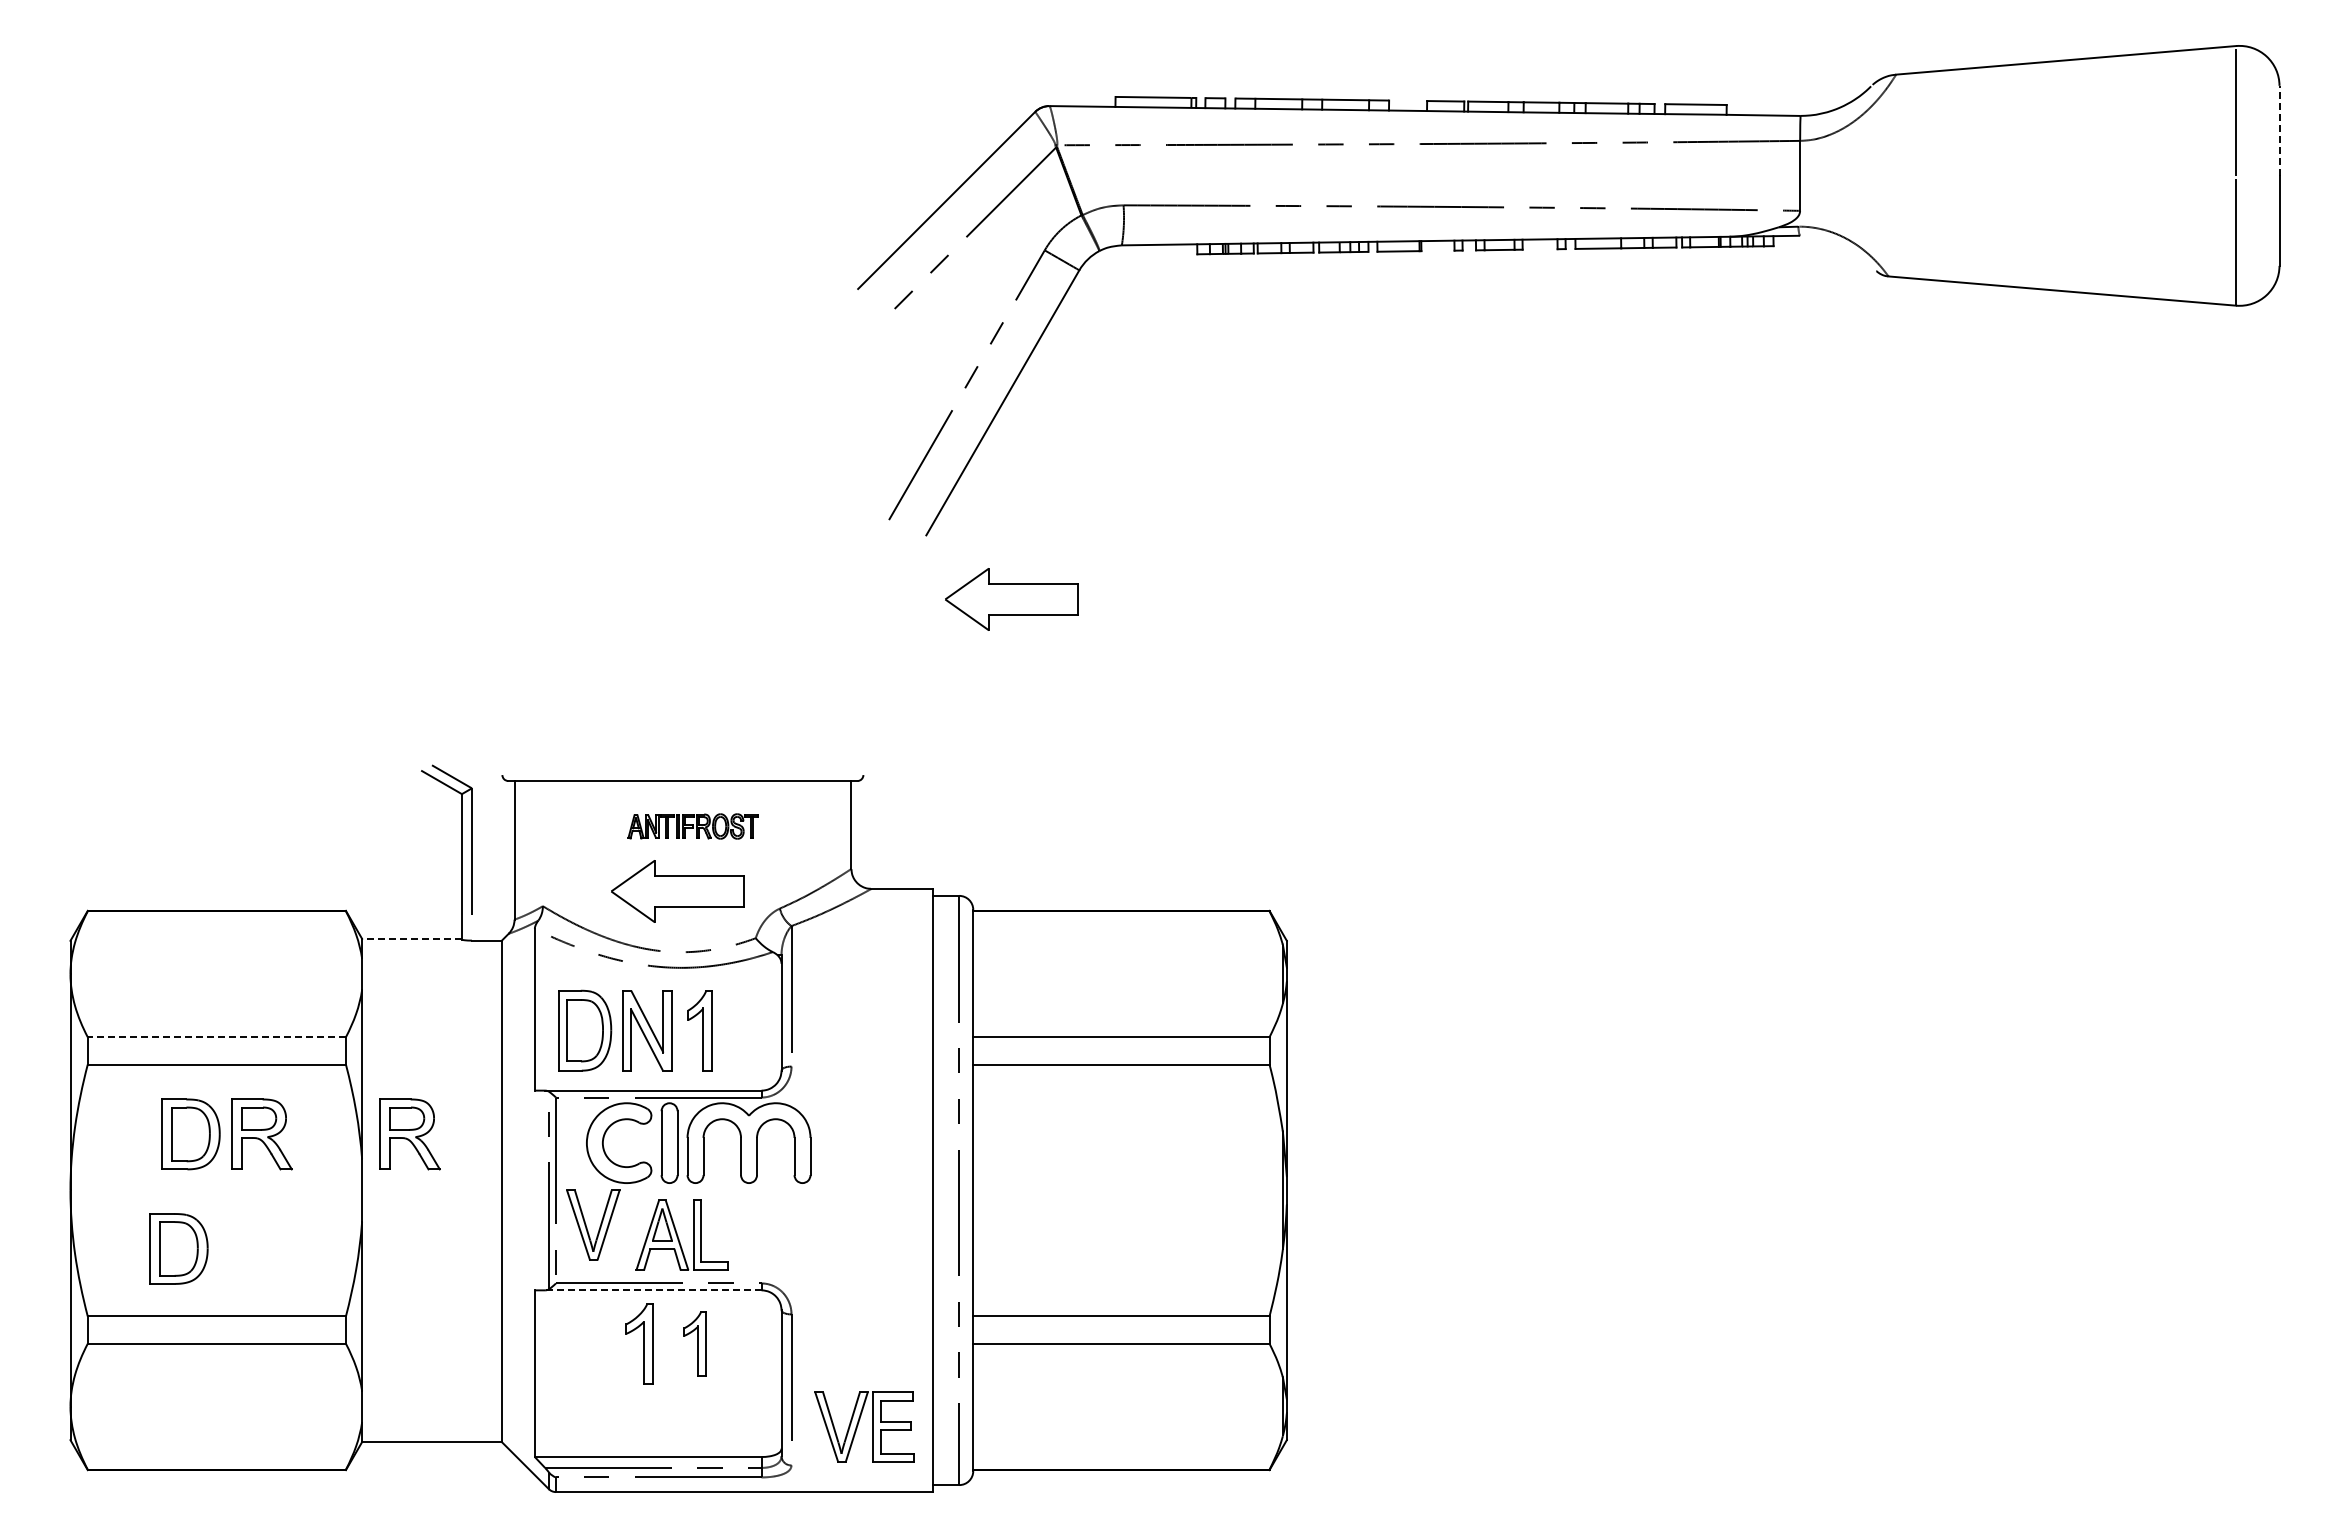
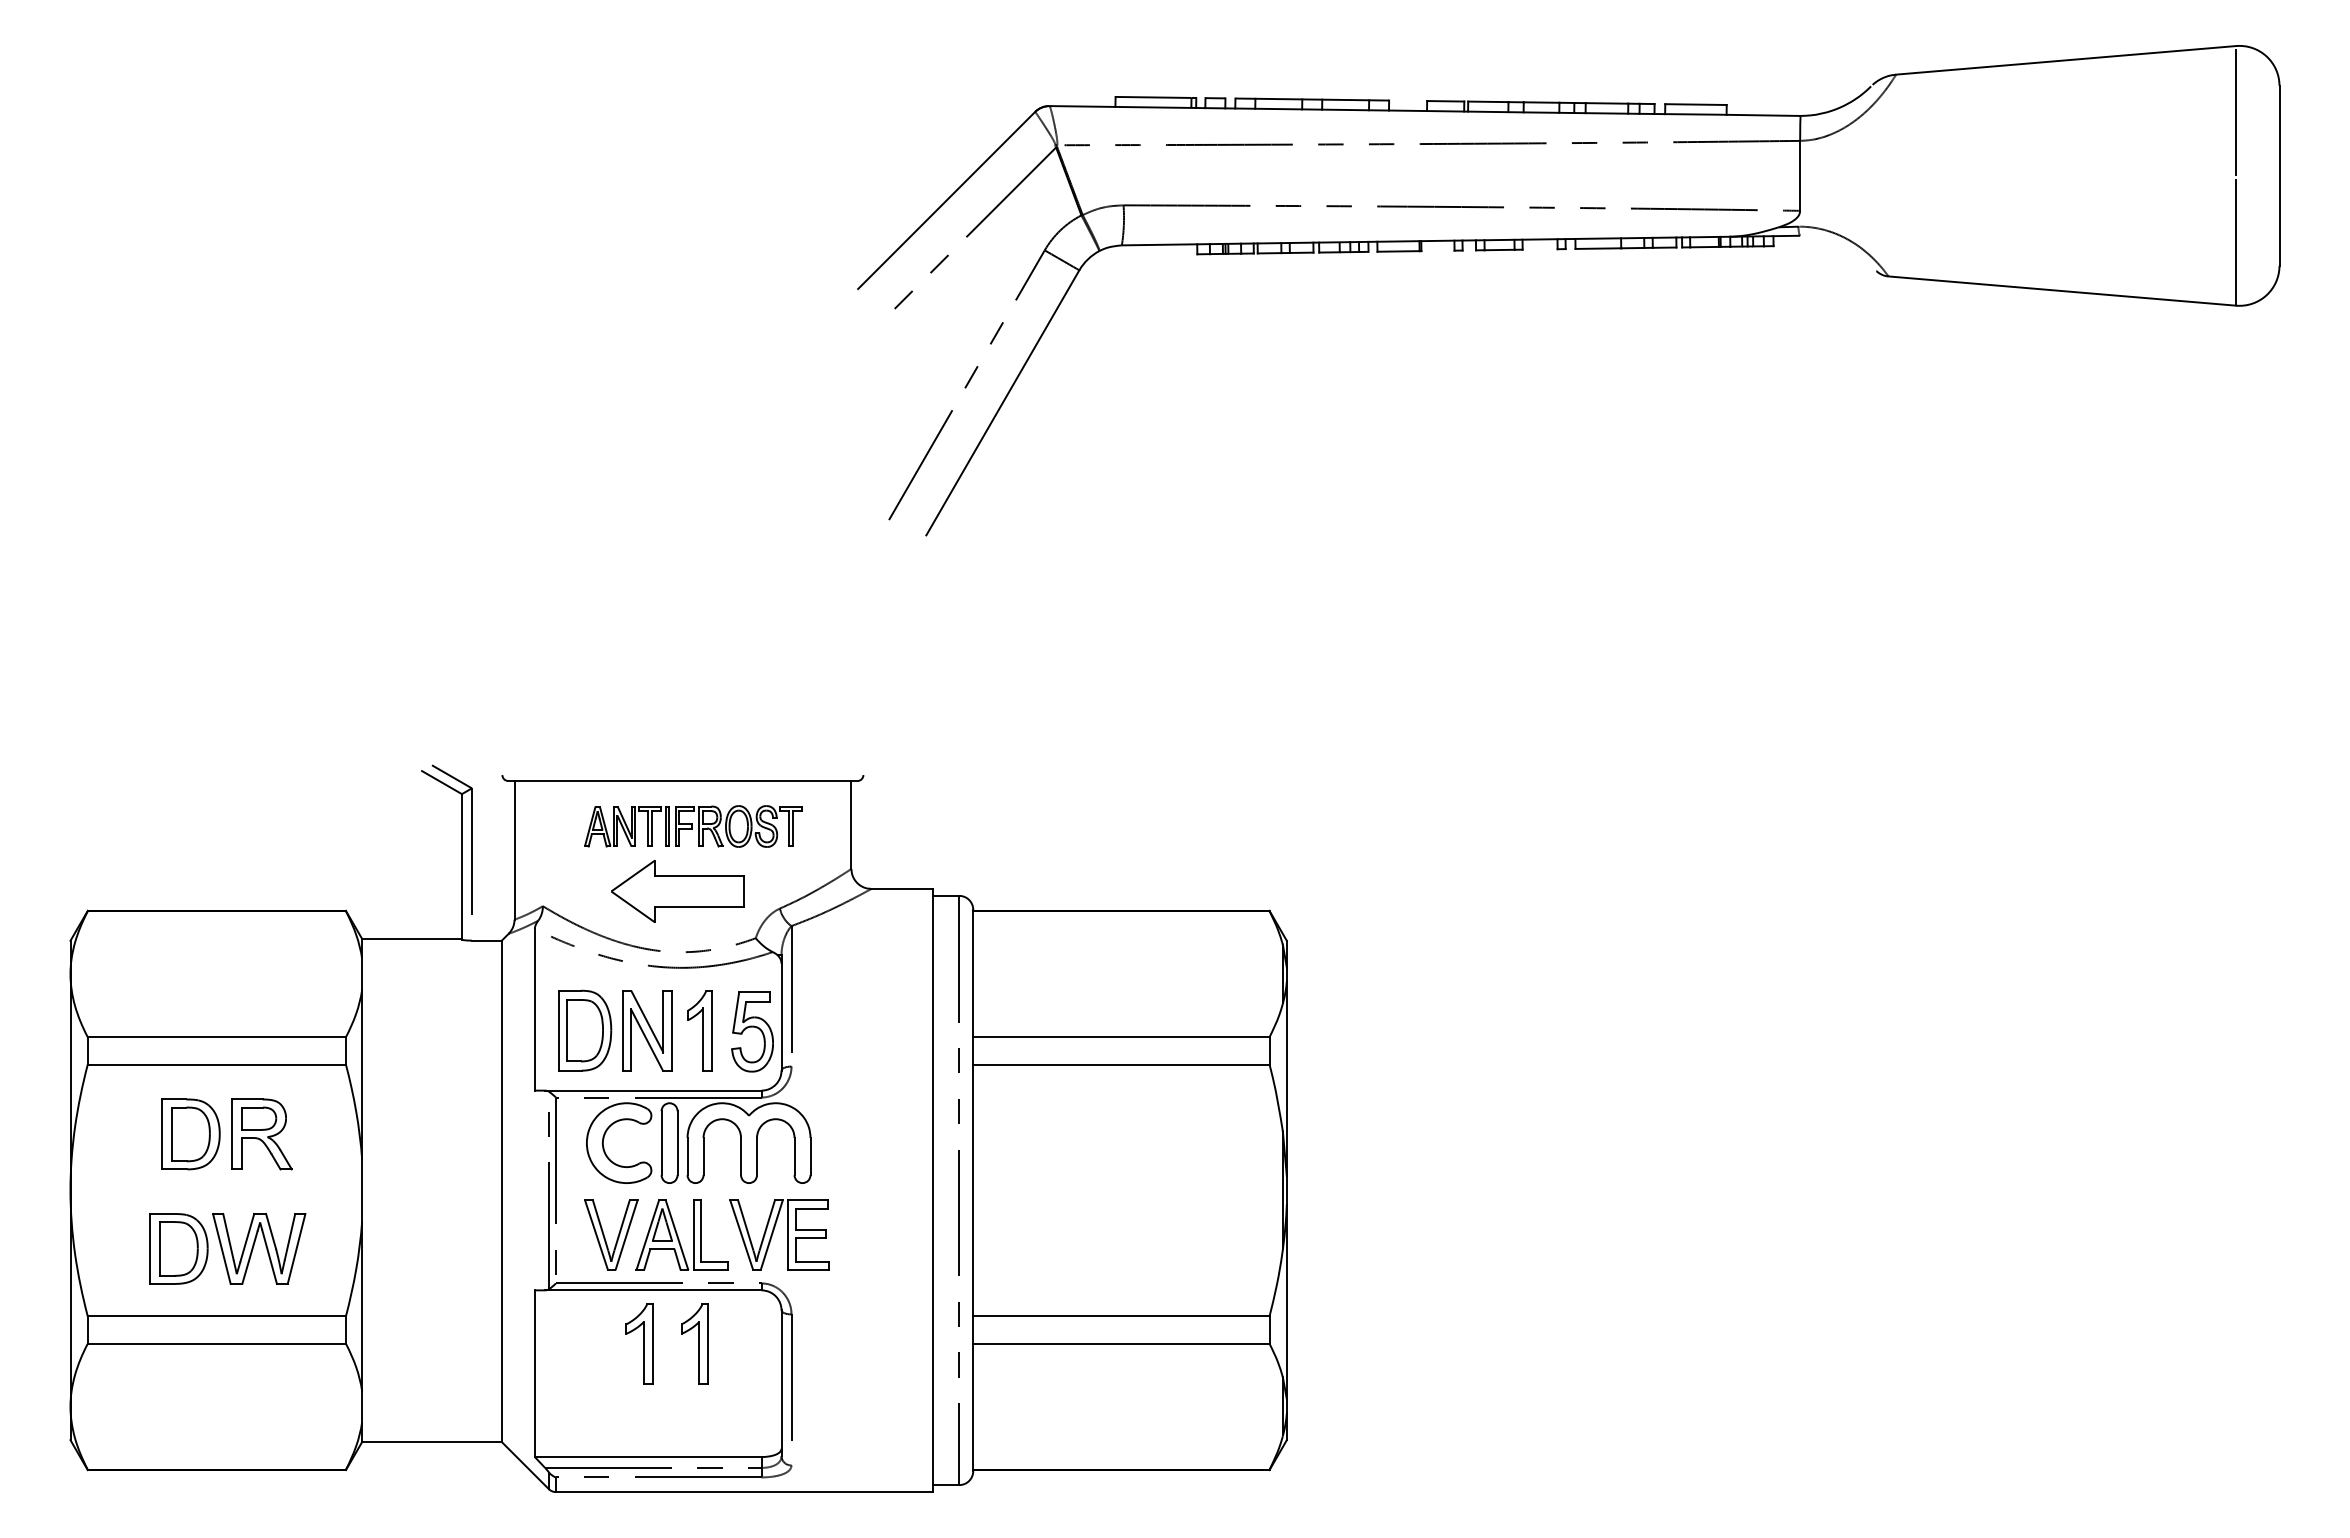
line: dashed -> solid (2279, 130)
part: present -> none (1011, 599)
part size: 132x27 px -> 219x43 px (693, 826)
line: dashed -> solid (412, 938)
part: none -> present (752, 1031)
line: dashed -> solid (216, 1037)
part: present -> none (409, 1134)
part position: (599, 1226) -> (617, 1236) (617, 1236)
part: none -> present (259, 1248)
line: dashed -> solid (652, 1290)
part size: 24x66 px -> 28x82 px (694, 1343)
part position: (858, 1425) -> (773, 1233) (773, 1233)
